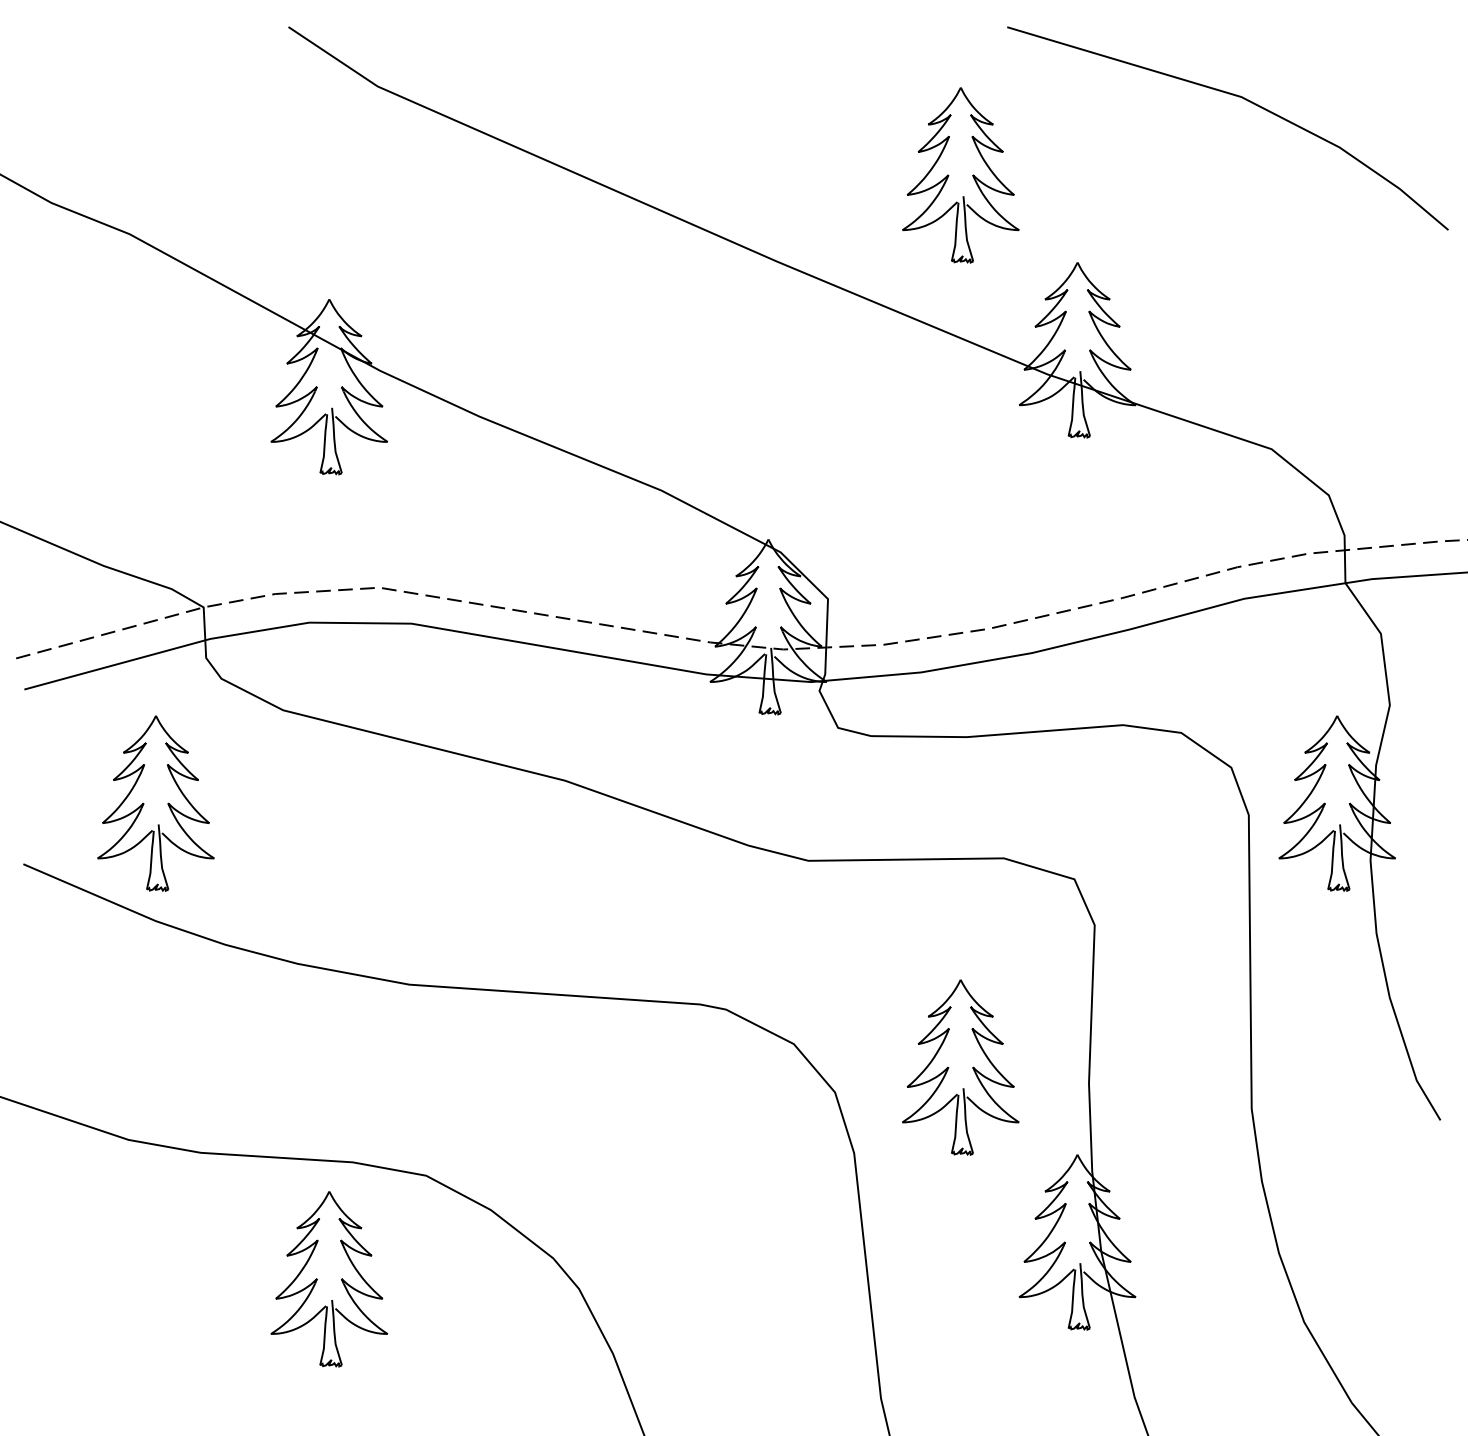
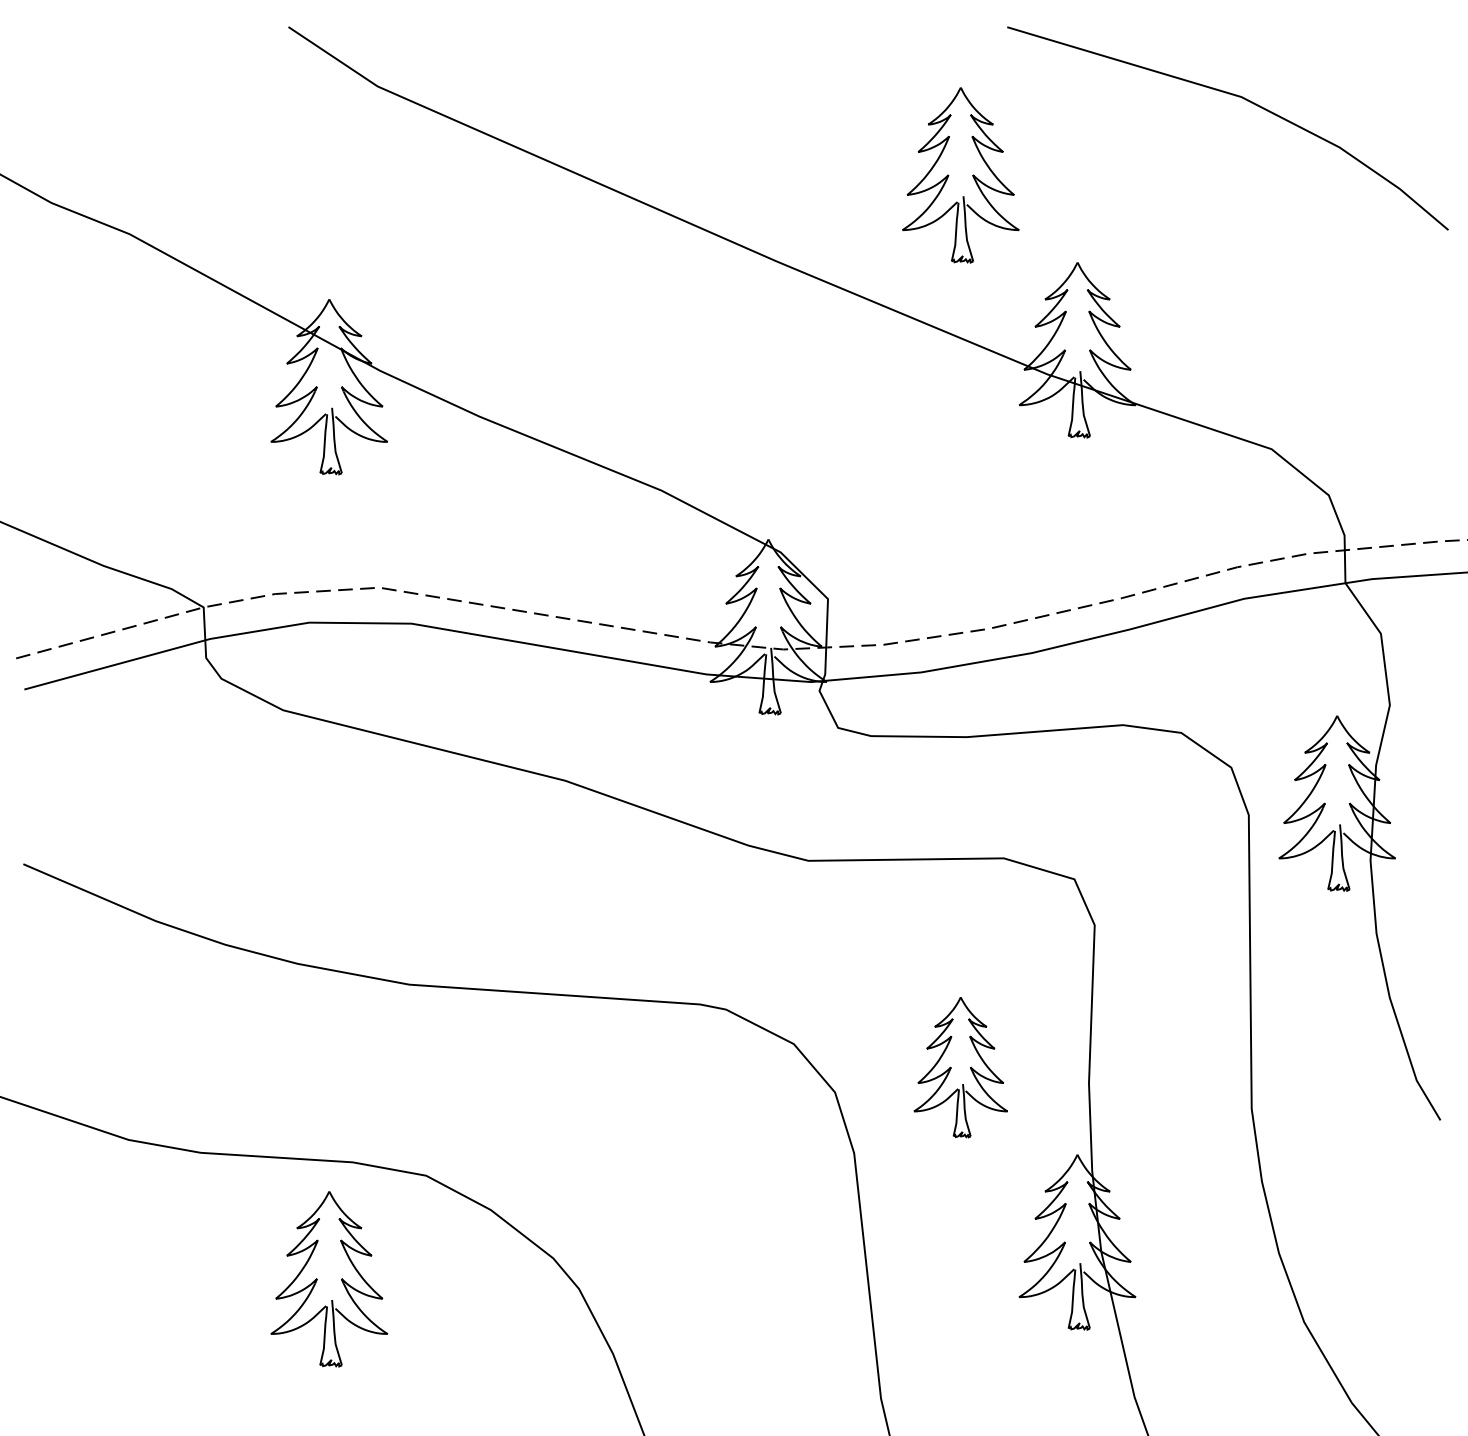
part: present -> none (155, 803)
part size: 118x177 px -> 95x142 px (960, 1067)
